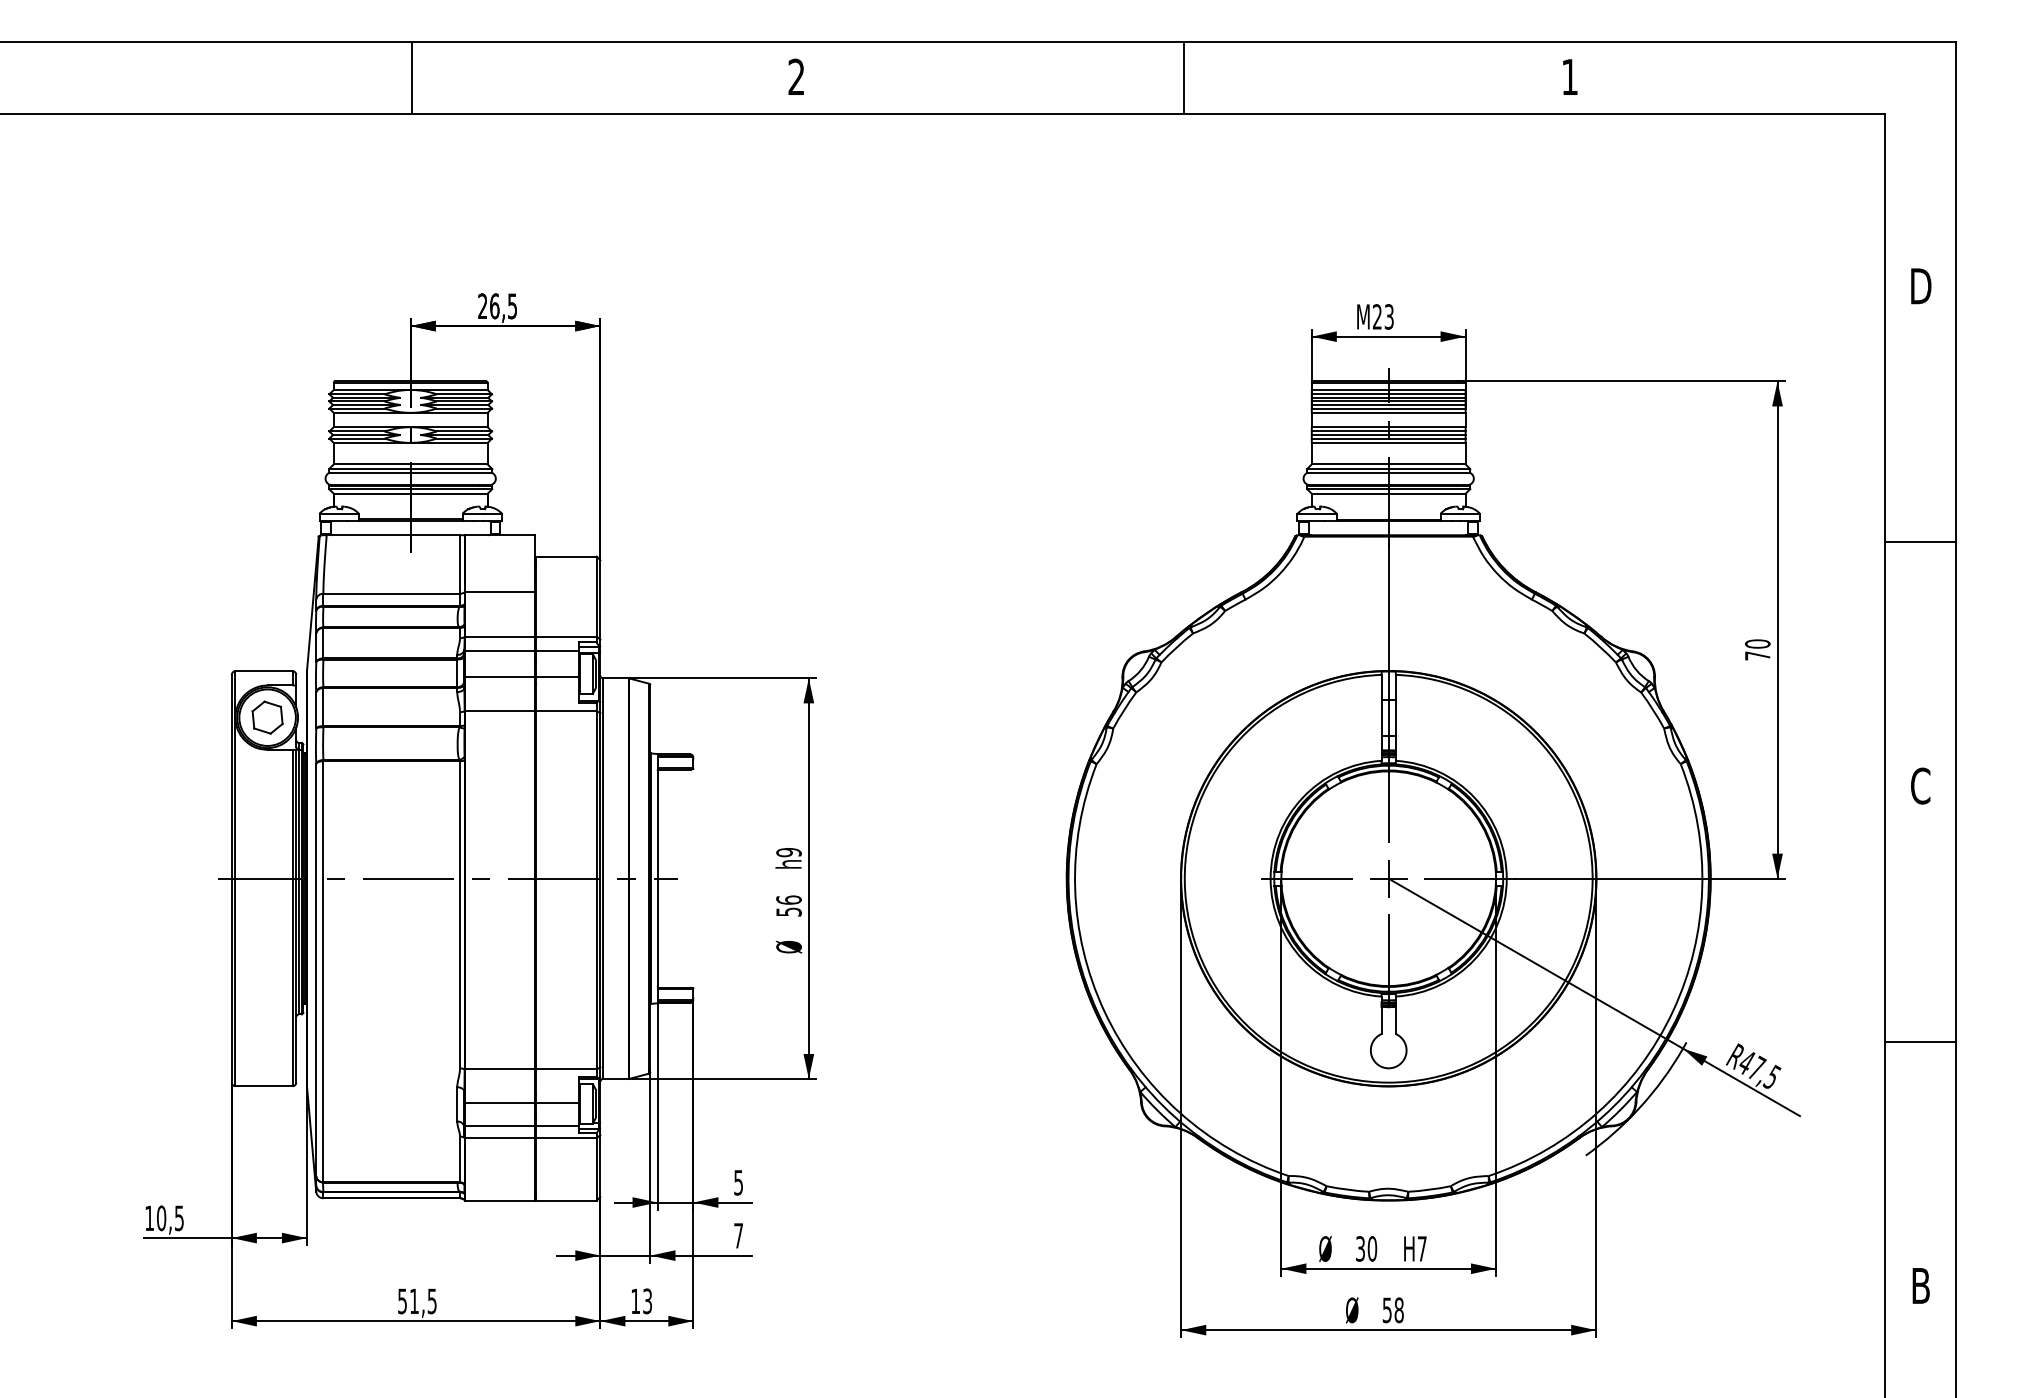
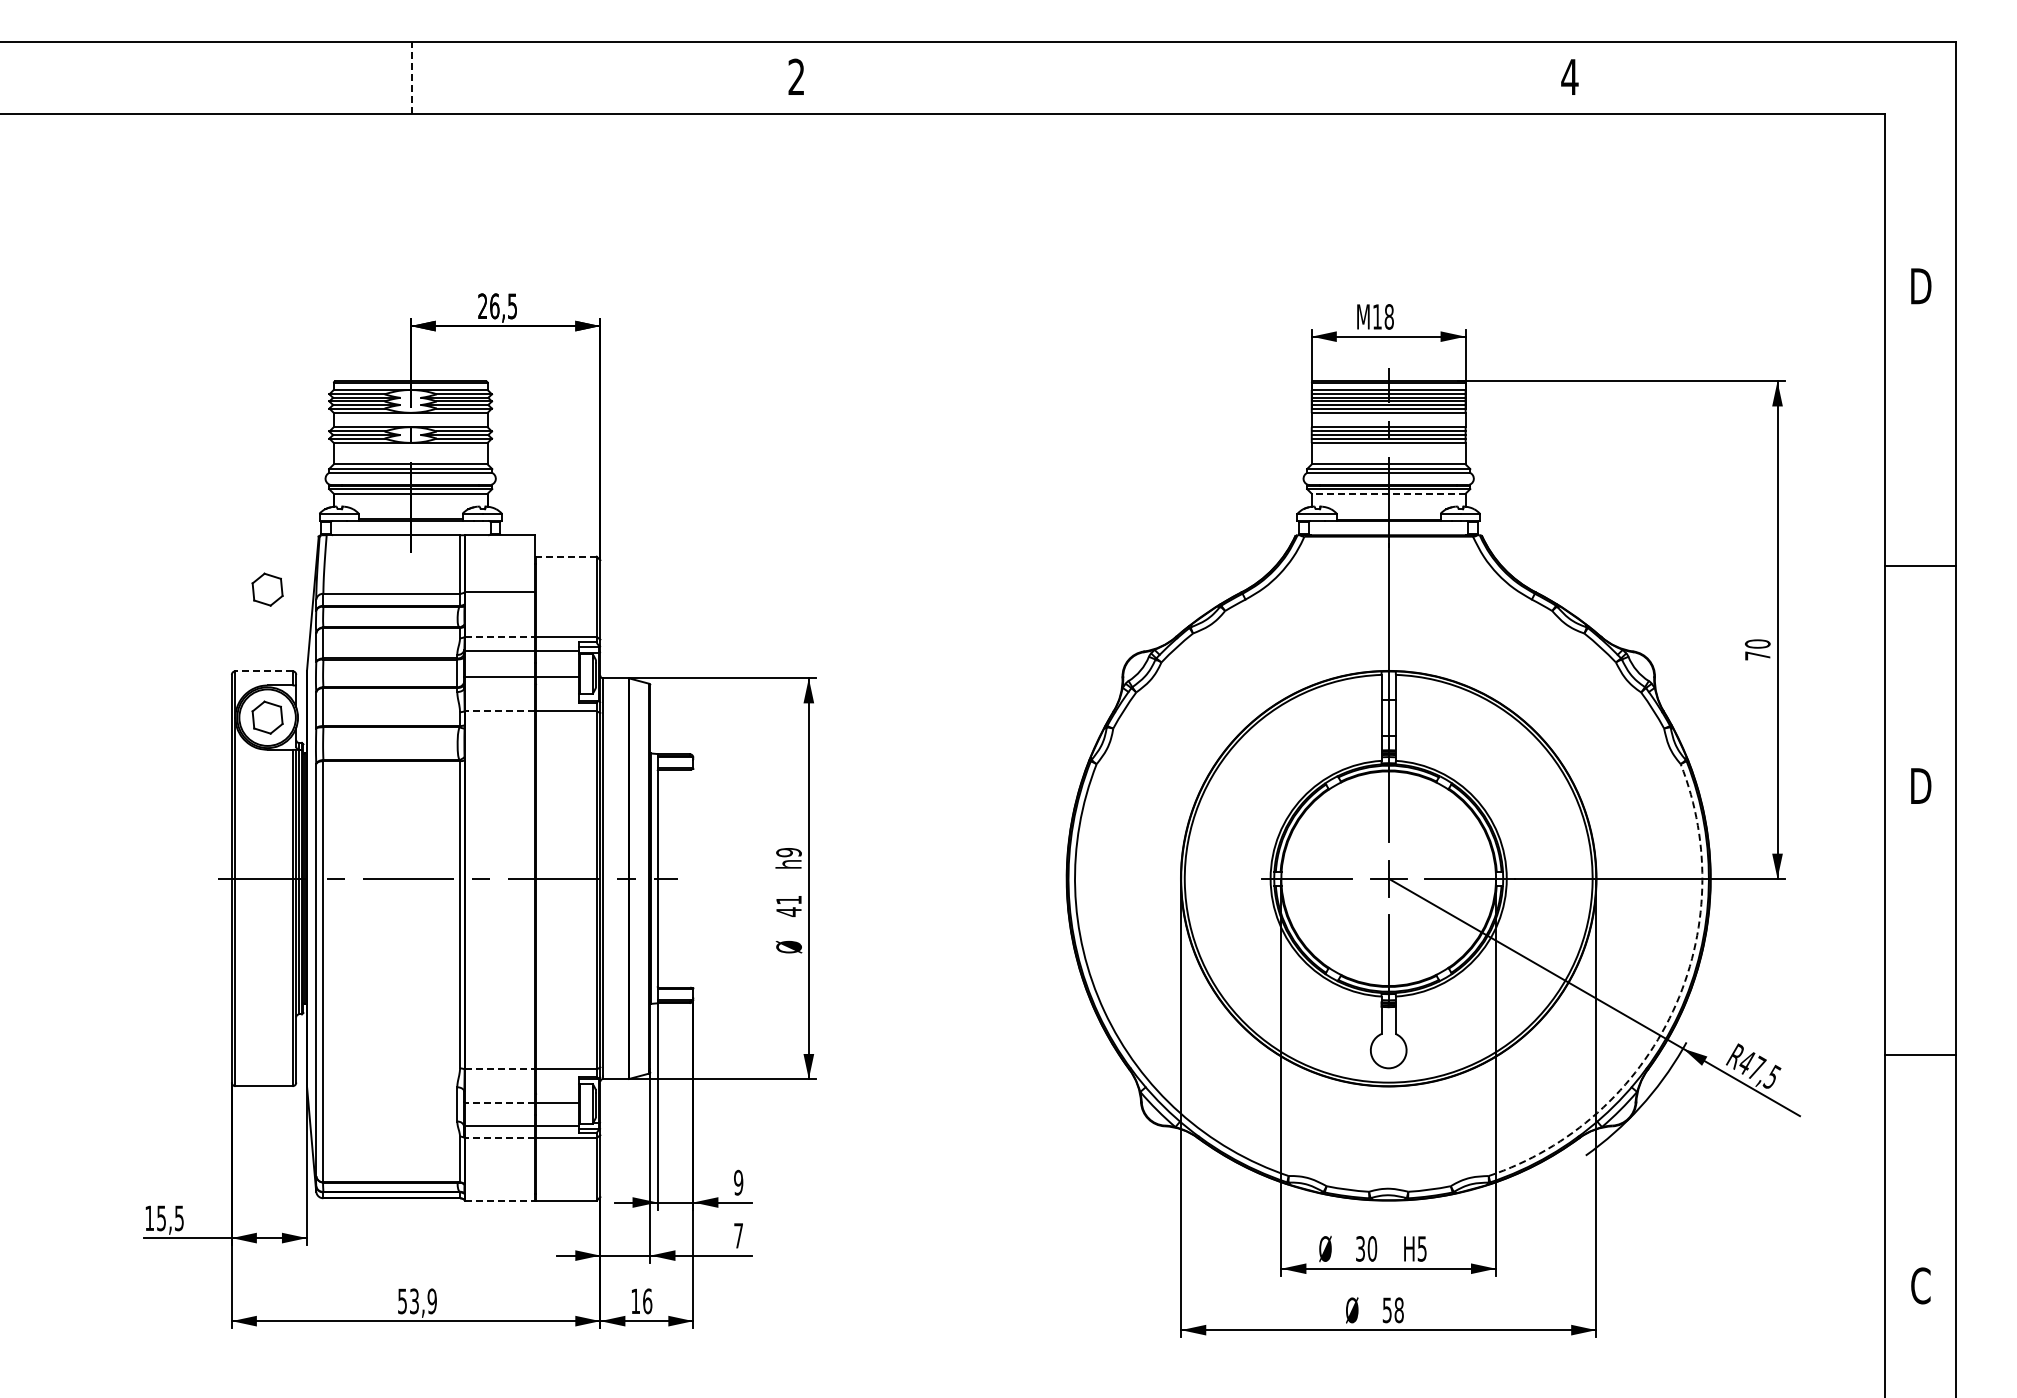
text: 1 -> 4 (1569, 76)
line: solid -> dashed (411, 77)
line: present -> none (1184, 77)
text: M23 -> M18 (1382, 316)
line: solid -> dashed (1388, 493)
line position: (1920, 541) -> (1920, 565) (1920, 565)
line: solid -> dashed (565, 556)
part: none -> present (267, 589)
line: solid -> dashed (499, 636)
line: solid -> dashed (264, 671)
line: solid -> dashed (499, 711)
text: C -> D (1921, 785)
text: 56 -> 41 (788, 906)
arc: solid -> dashed (1673, 1011)
line position: (1920, 1041) -> (1920, 1054) (1920, 1054)
line: solid -> dashed (499, 1069)
line: solid -> dashed (499, 1102)
line: solid -> dashed (499, 1138)
text: 5 -> 9 (738, 1182)
line: solid -> dashed (499, 1200)
text: 10,5 -> 15,5 (161, 1218)
text: H7 -> H5 (1421, 1248)
text: B -> C (1920, 1285)
text: 51,5 -> 53,9 (423, 1301)
text: 13 -> 16 (647, 1301)
